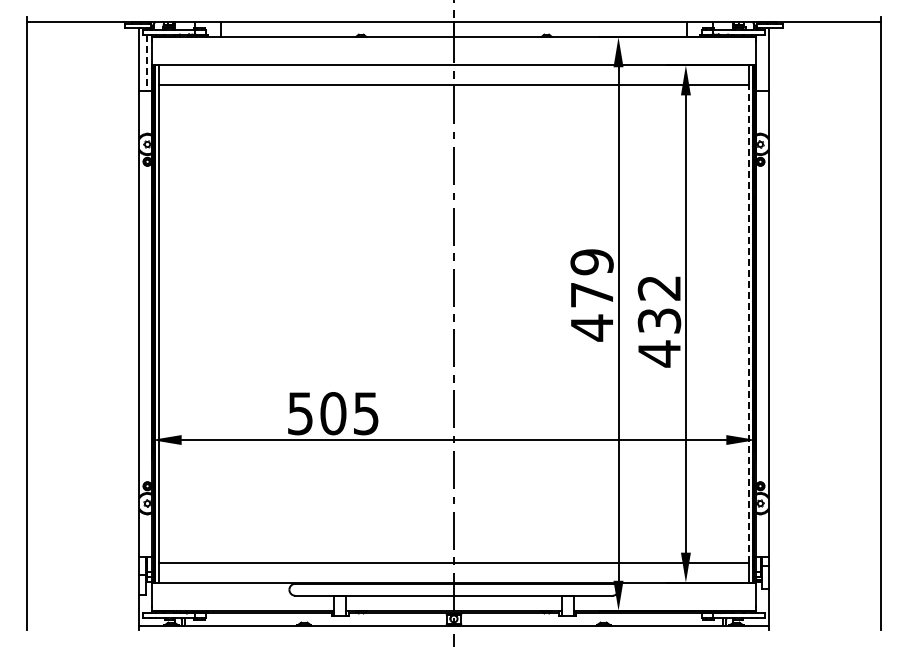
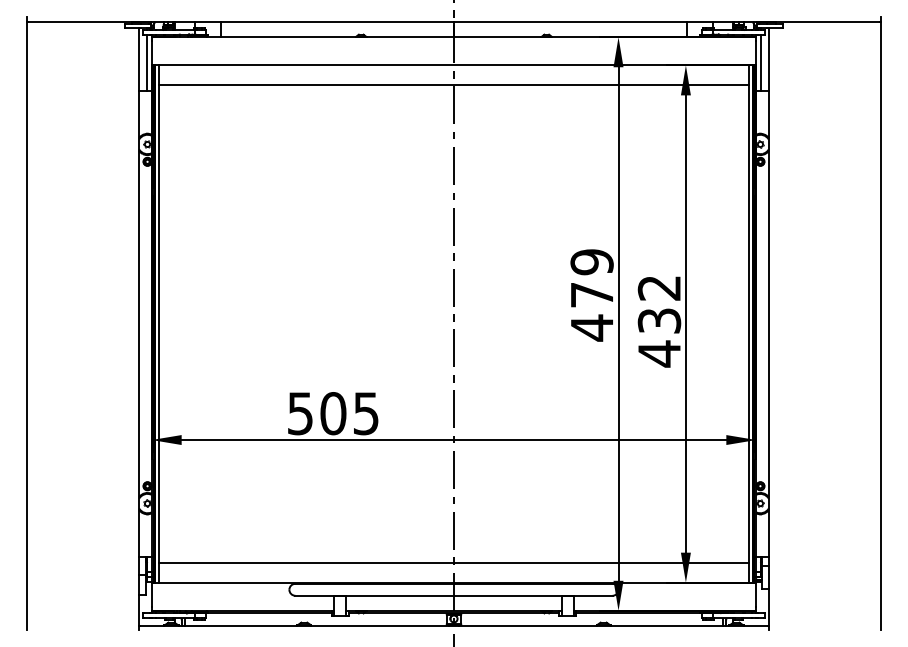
line: dashed -> solid (147, 62)
line: none -> present (760, 62)
line: dashed -> solid (748, 323)
